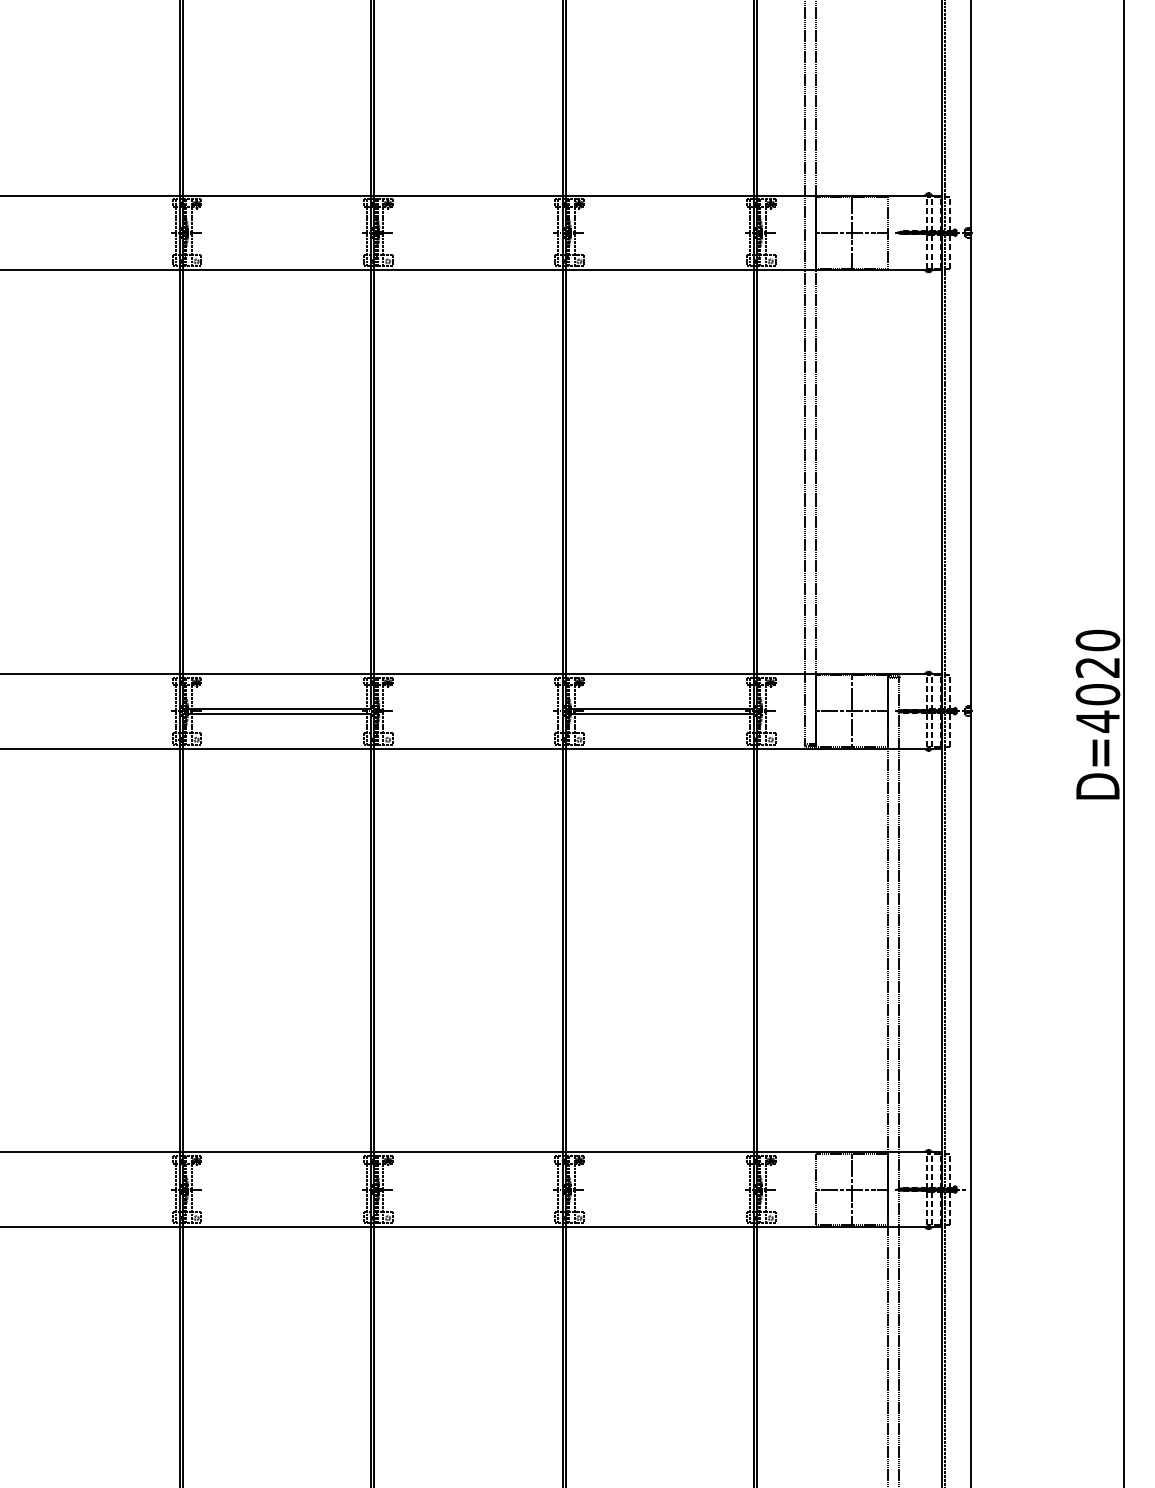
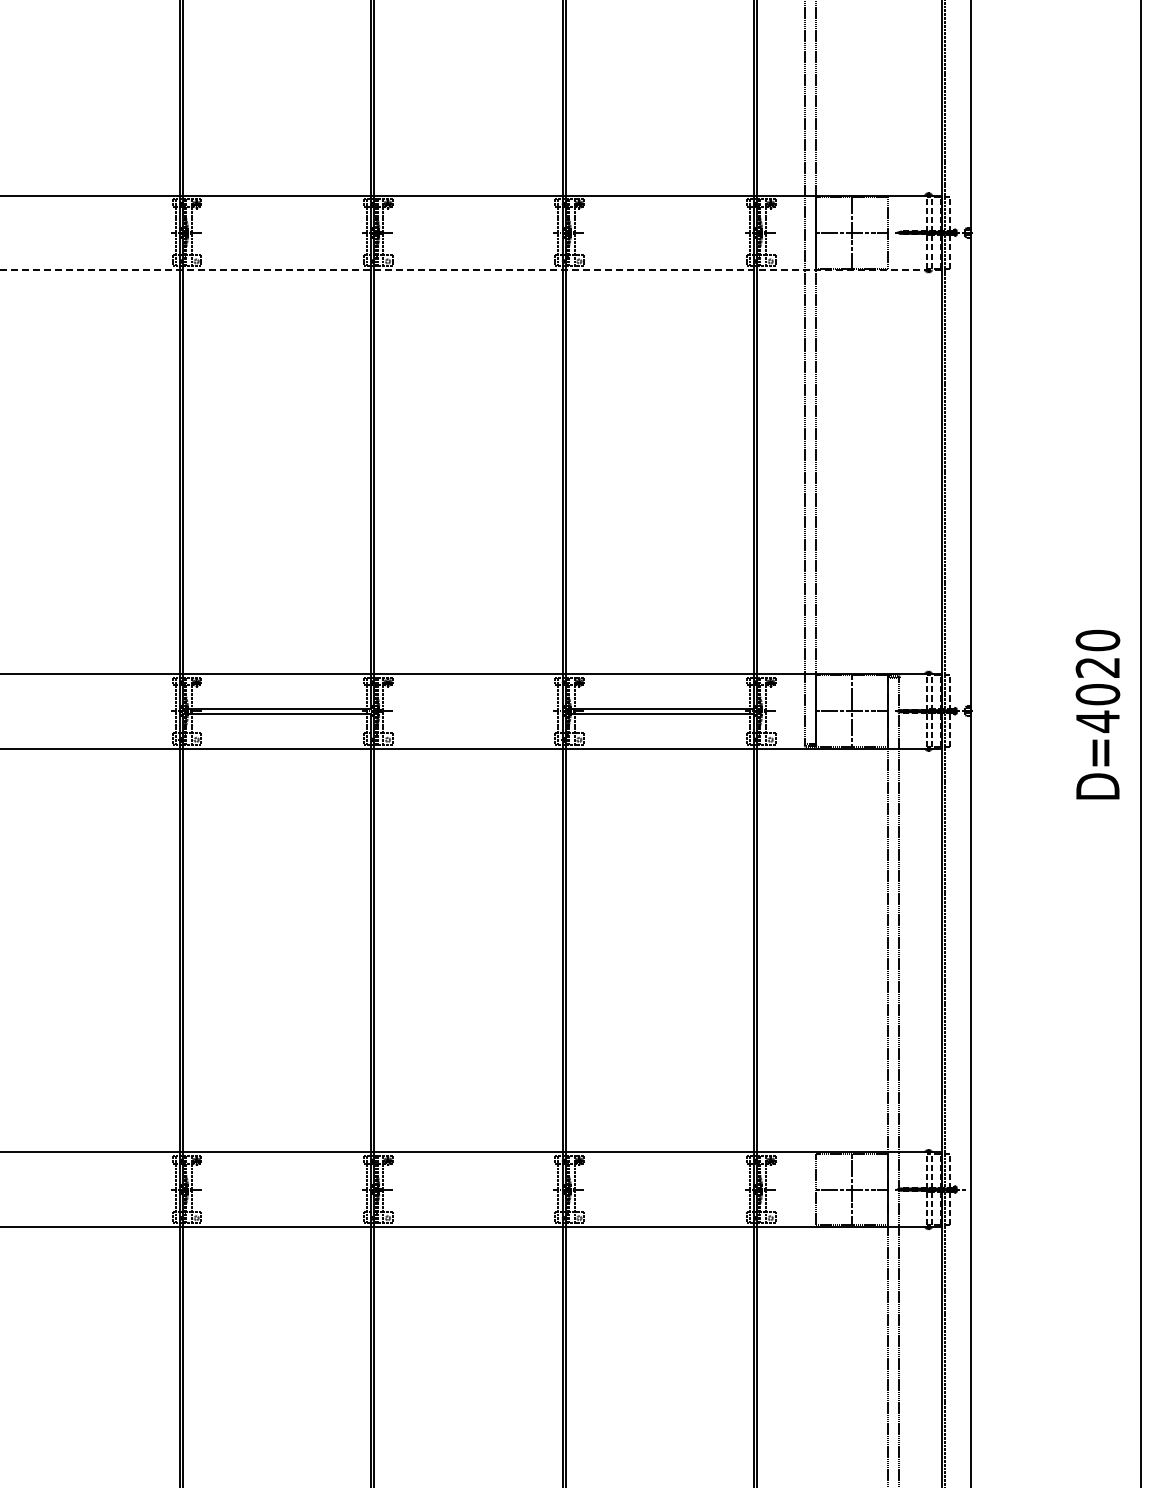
line: solid -> dashed (471, 270)
line position: (1124, 743) -> (1141, 743) (1141, 743)
